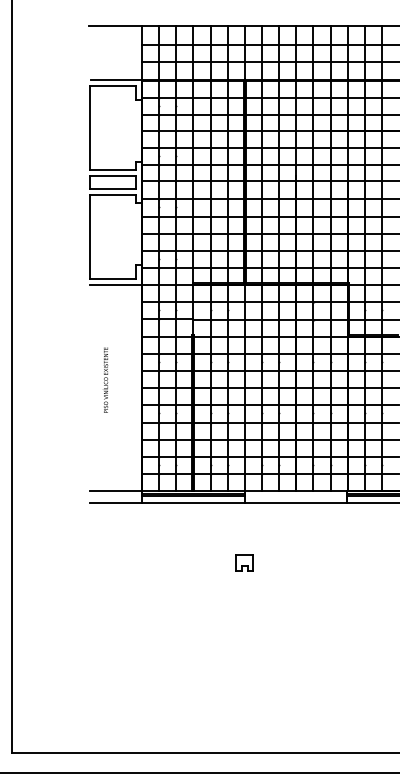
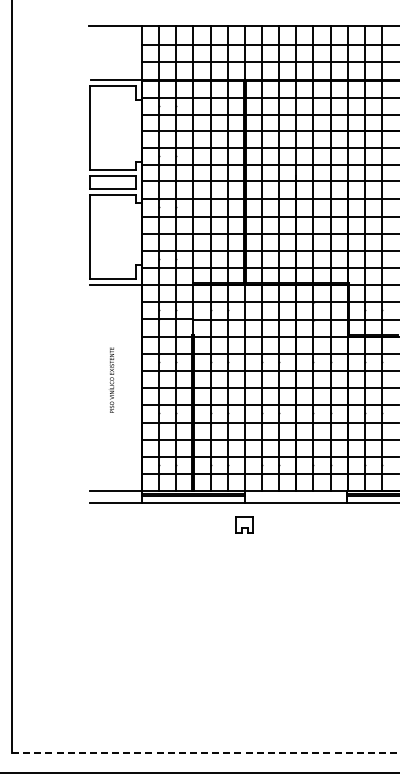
text position: (105, 379) -> (111, 379) (111, 379)
part position: (244, 562) -> (244, 524) (244, 524)
line: solid -> dashed (205, 752)
